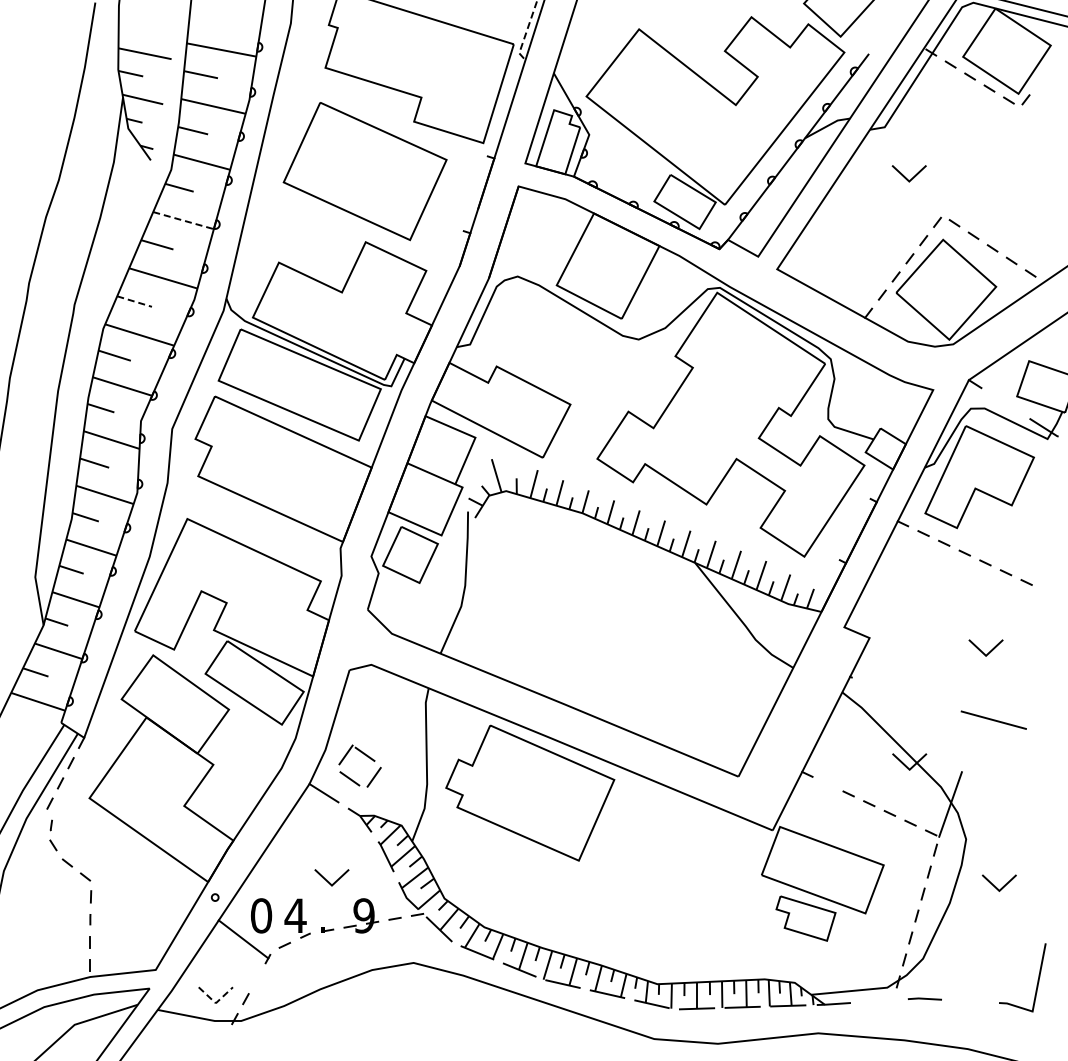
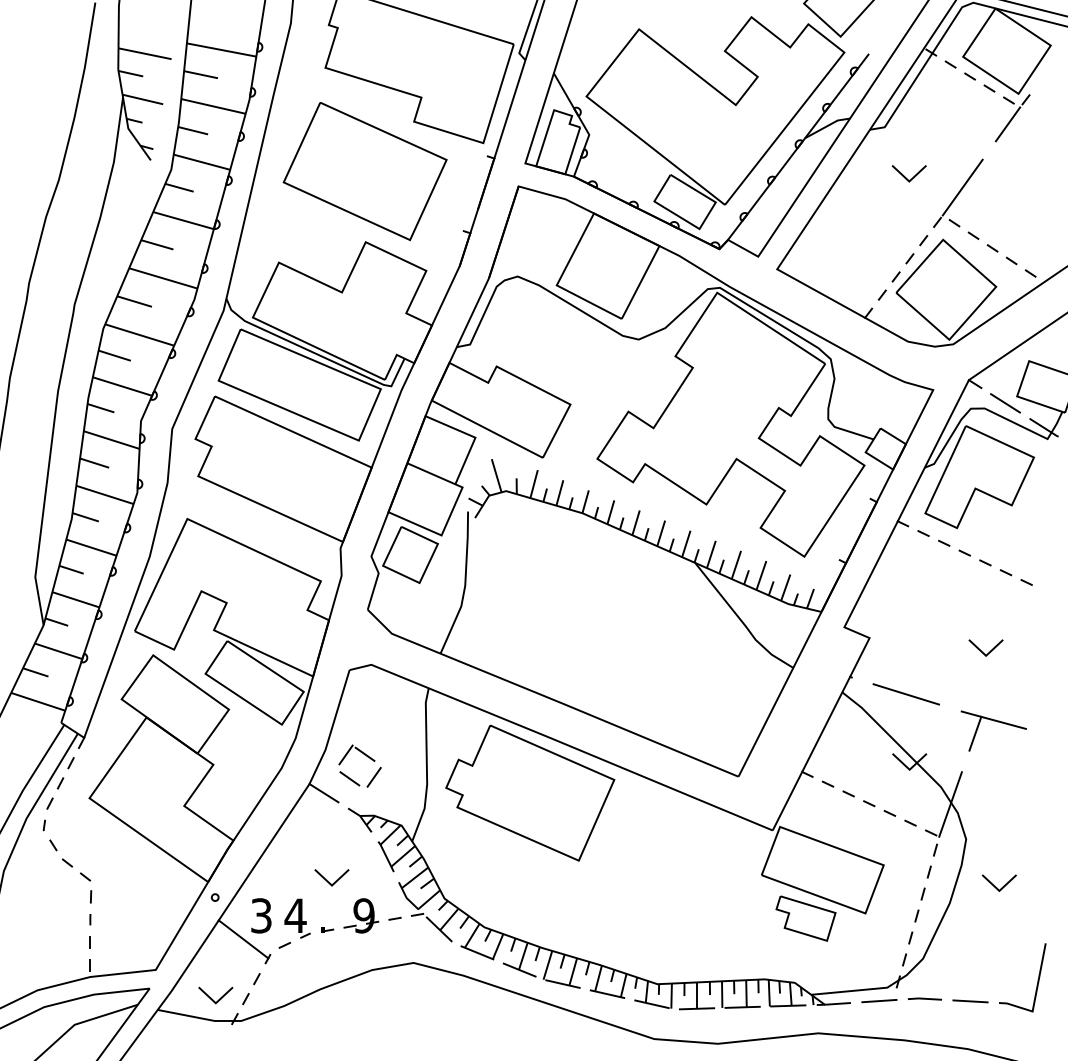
line: dashed -> solid (526, 32)
line: none -> present (1007, 124)
line: none -> present (962, 187)
line: dashed -> solid (184, 220)
line: dashed -> solid (135, 301)
line: none -> present (1005, 403)
line: none -> present (906, 694)
line: none -> present (975, 733)
line: none -> present (828, 783)
line position: (50, 825) -> (43, 825) (43, 825)
text: 0 -> 3 (261, 915)
line: none -> present (256, 979)
line: none -> present (879, 1001)
line: none -> present (970, 1001)
line: dashed -> solid (215, 1003)
